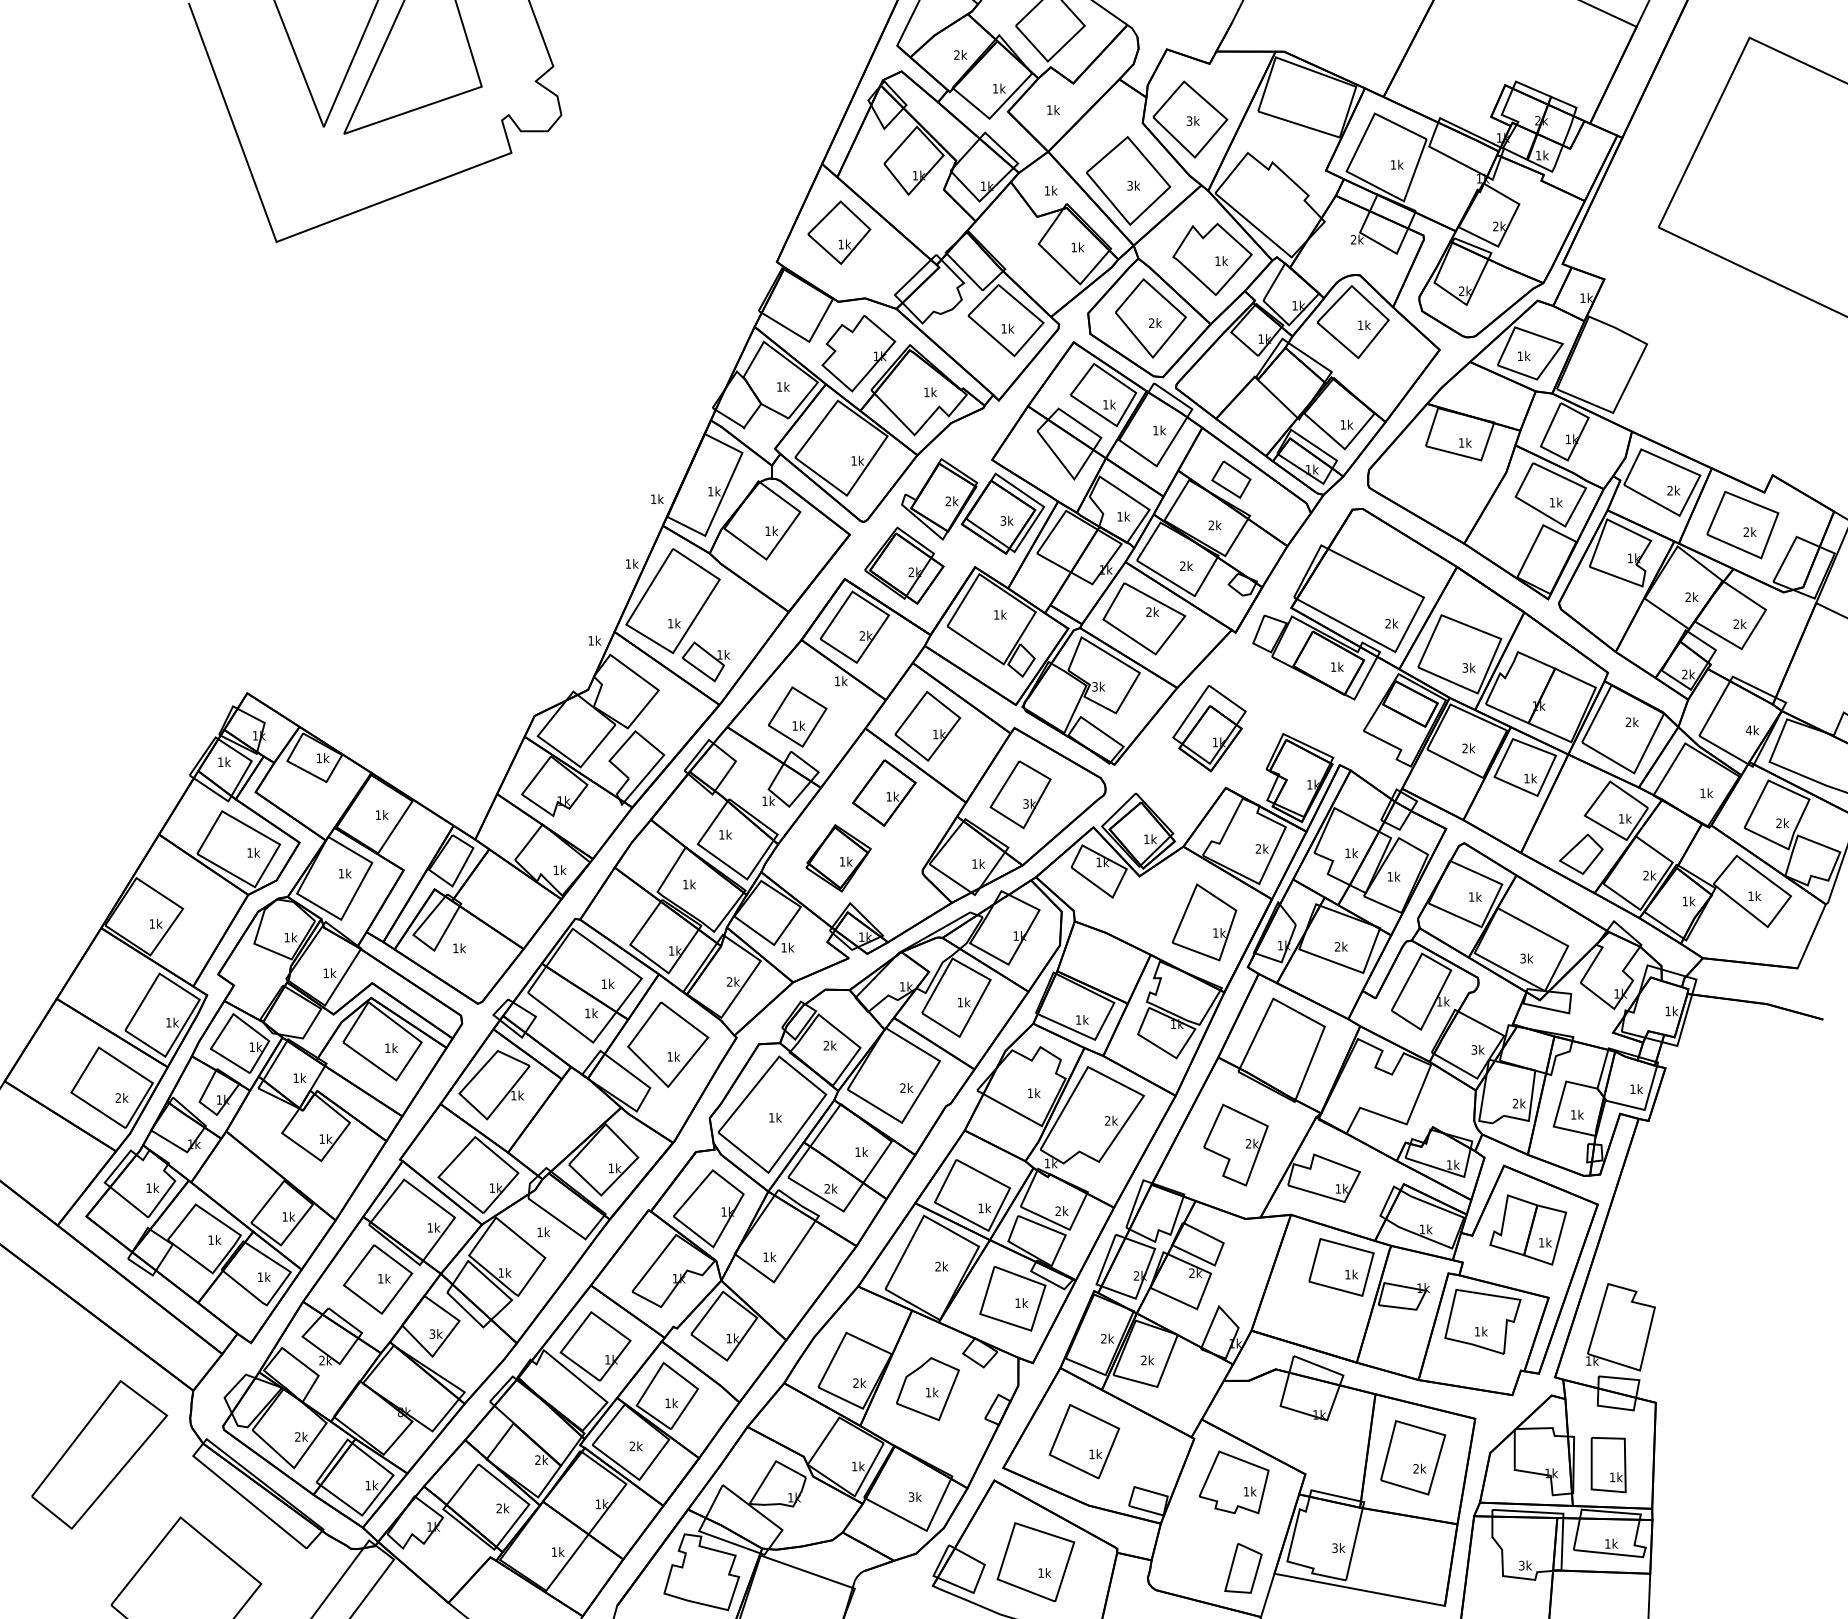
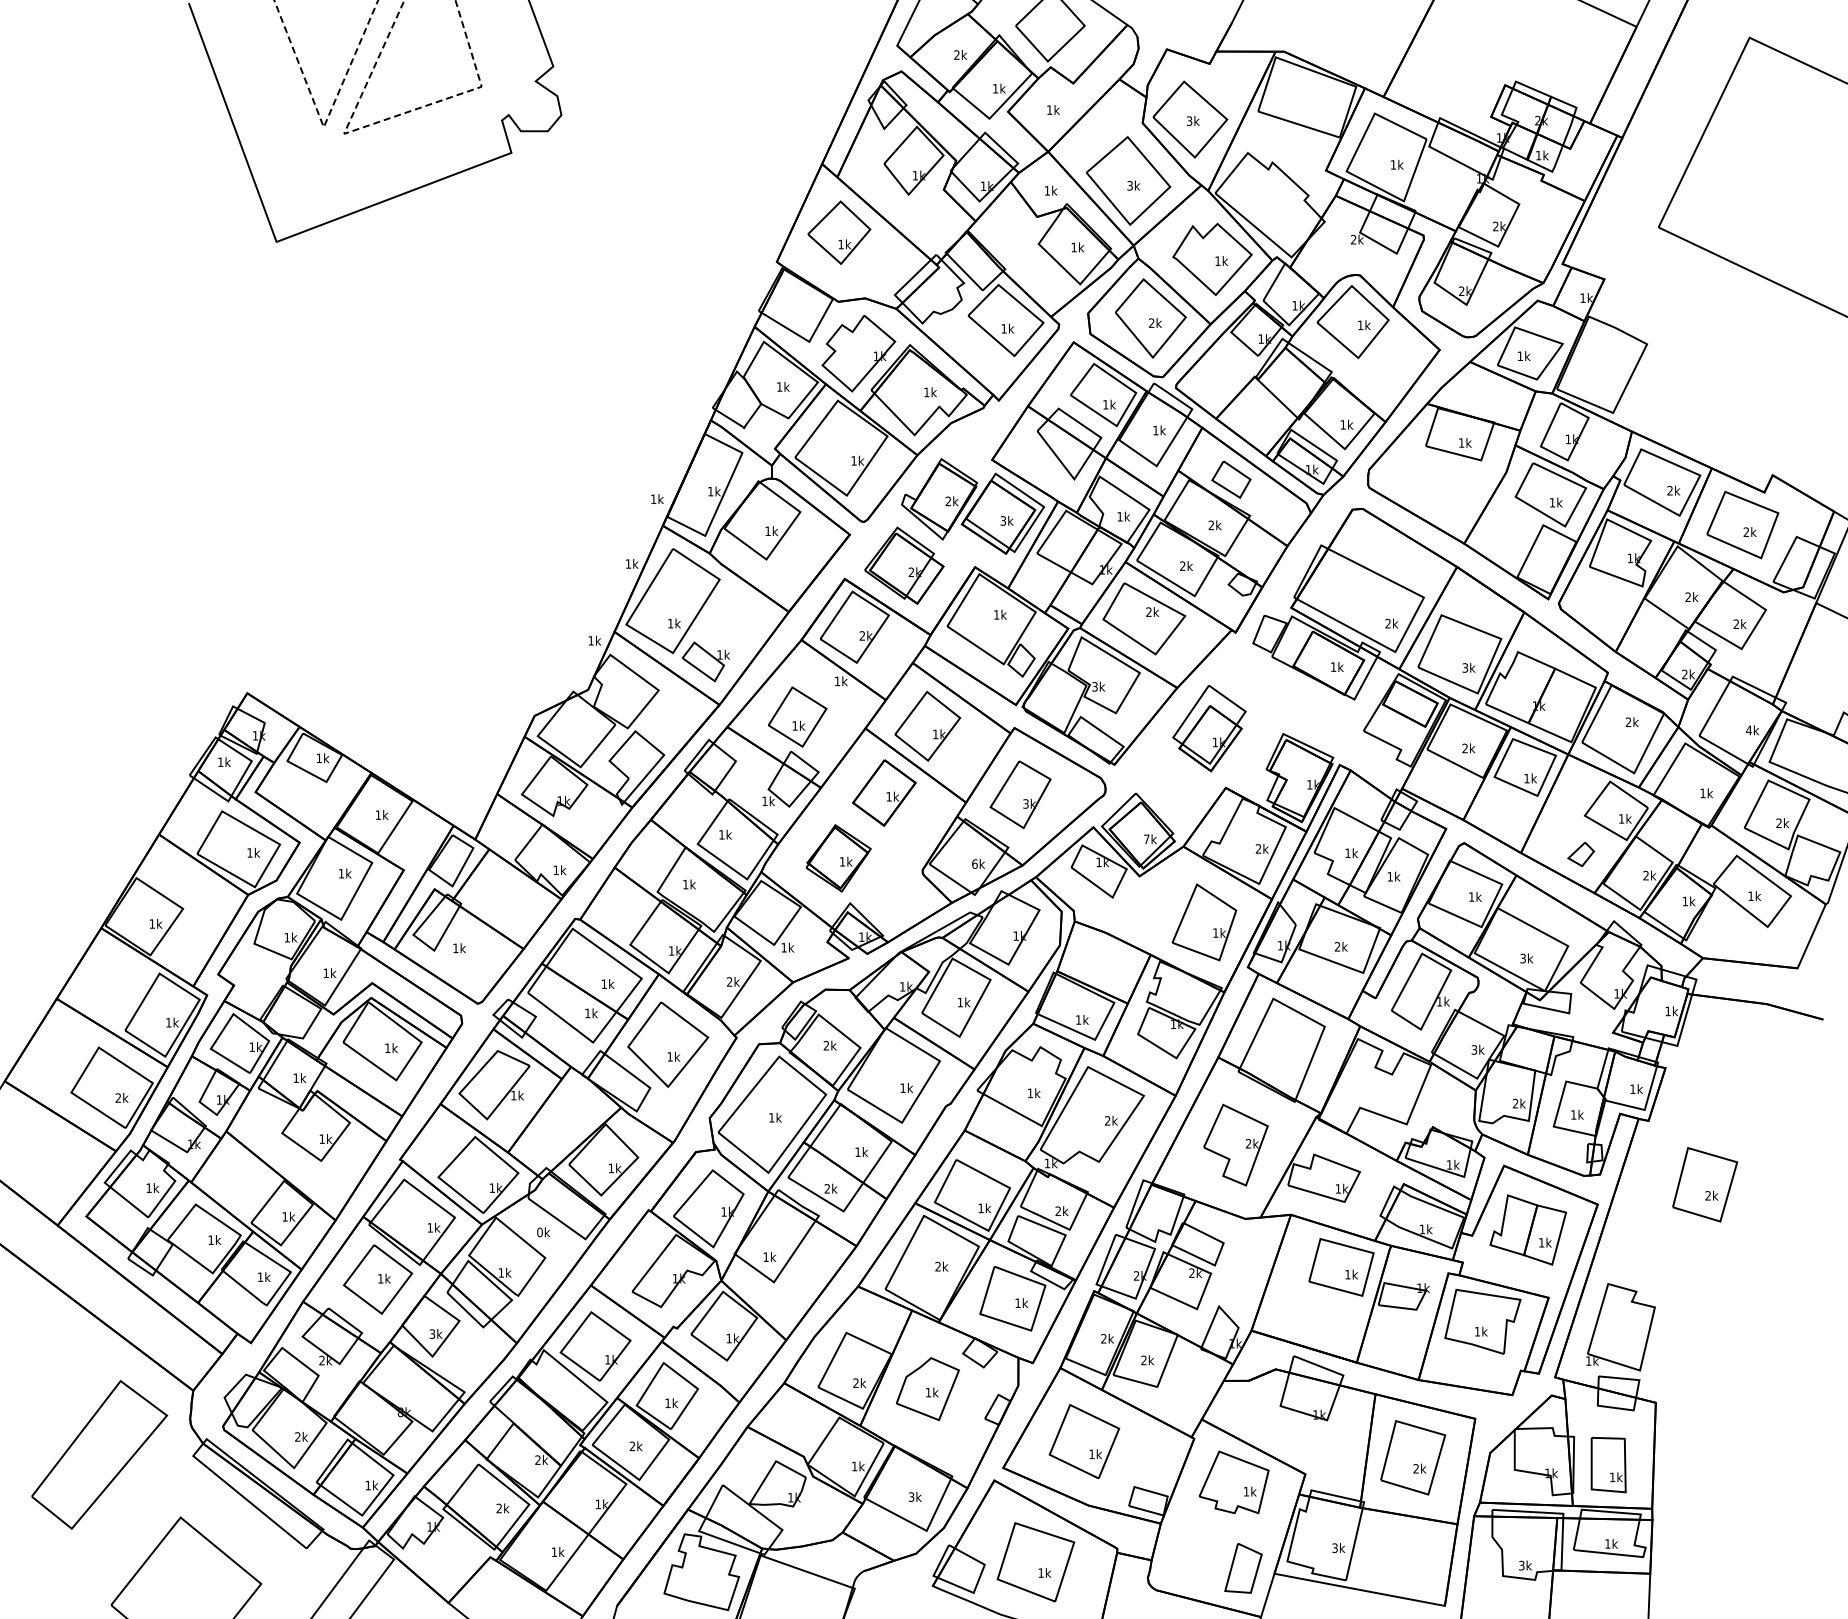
line: solid -> dashed (386, 119)
line: solid -> dashed (323, 127)
text: 1k -> 7k (1146, 839)
part size: 46x41 px -> 28x26 px (1580, 854)
text: 1k -> 6k (974, 863)
text: 2k -> 1k (902, 1087)
part: none -> present (1705, 1184)
text: 1k -> 0k (539, 1232)
